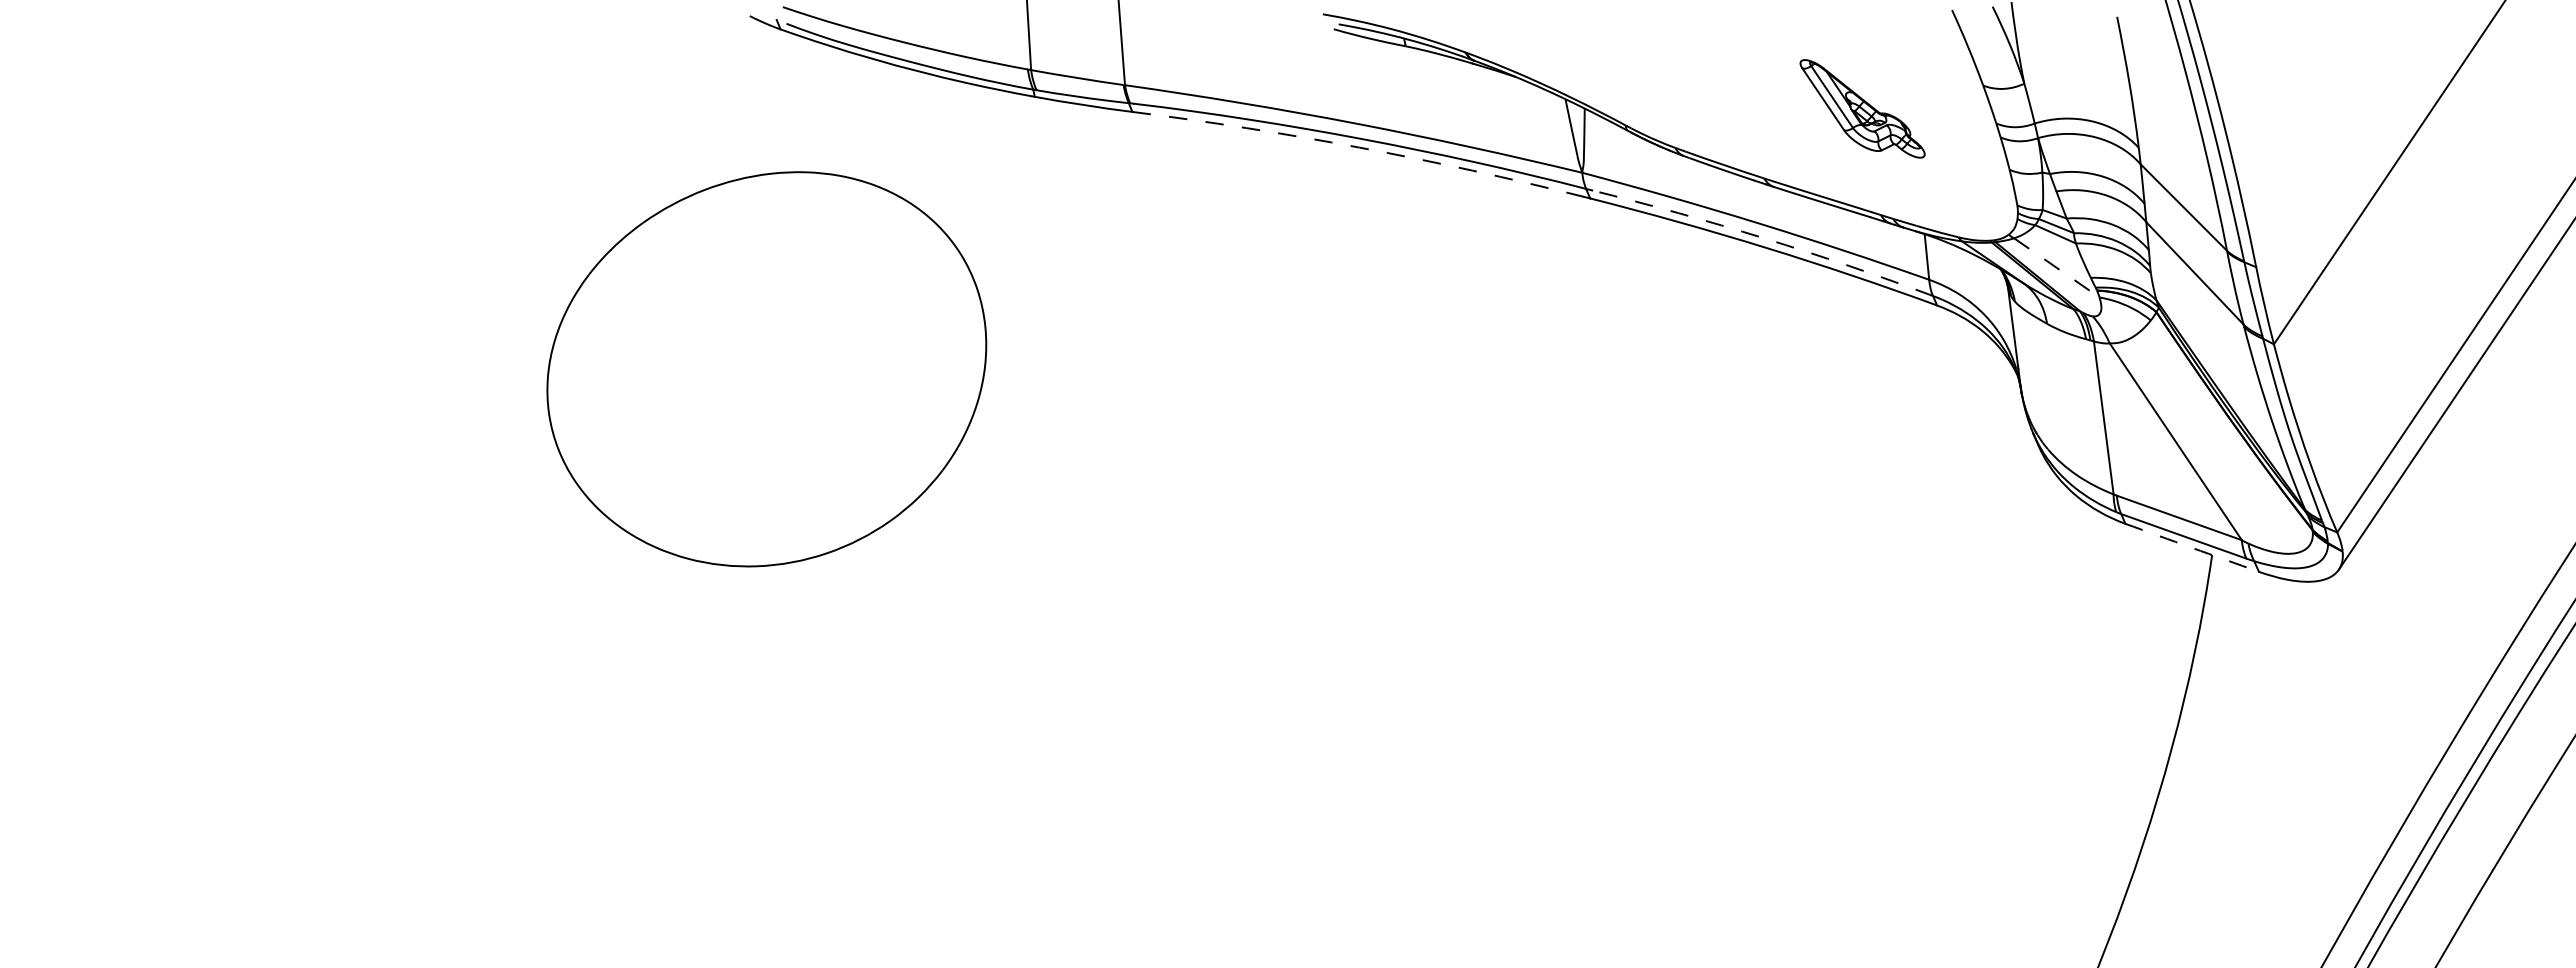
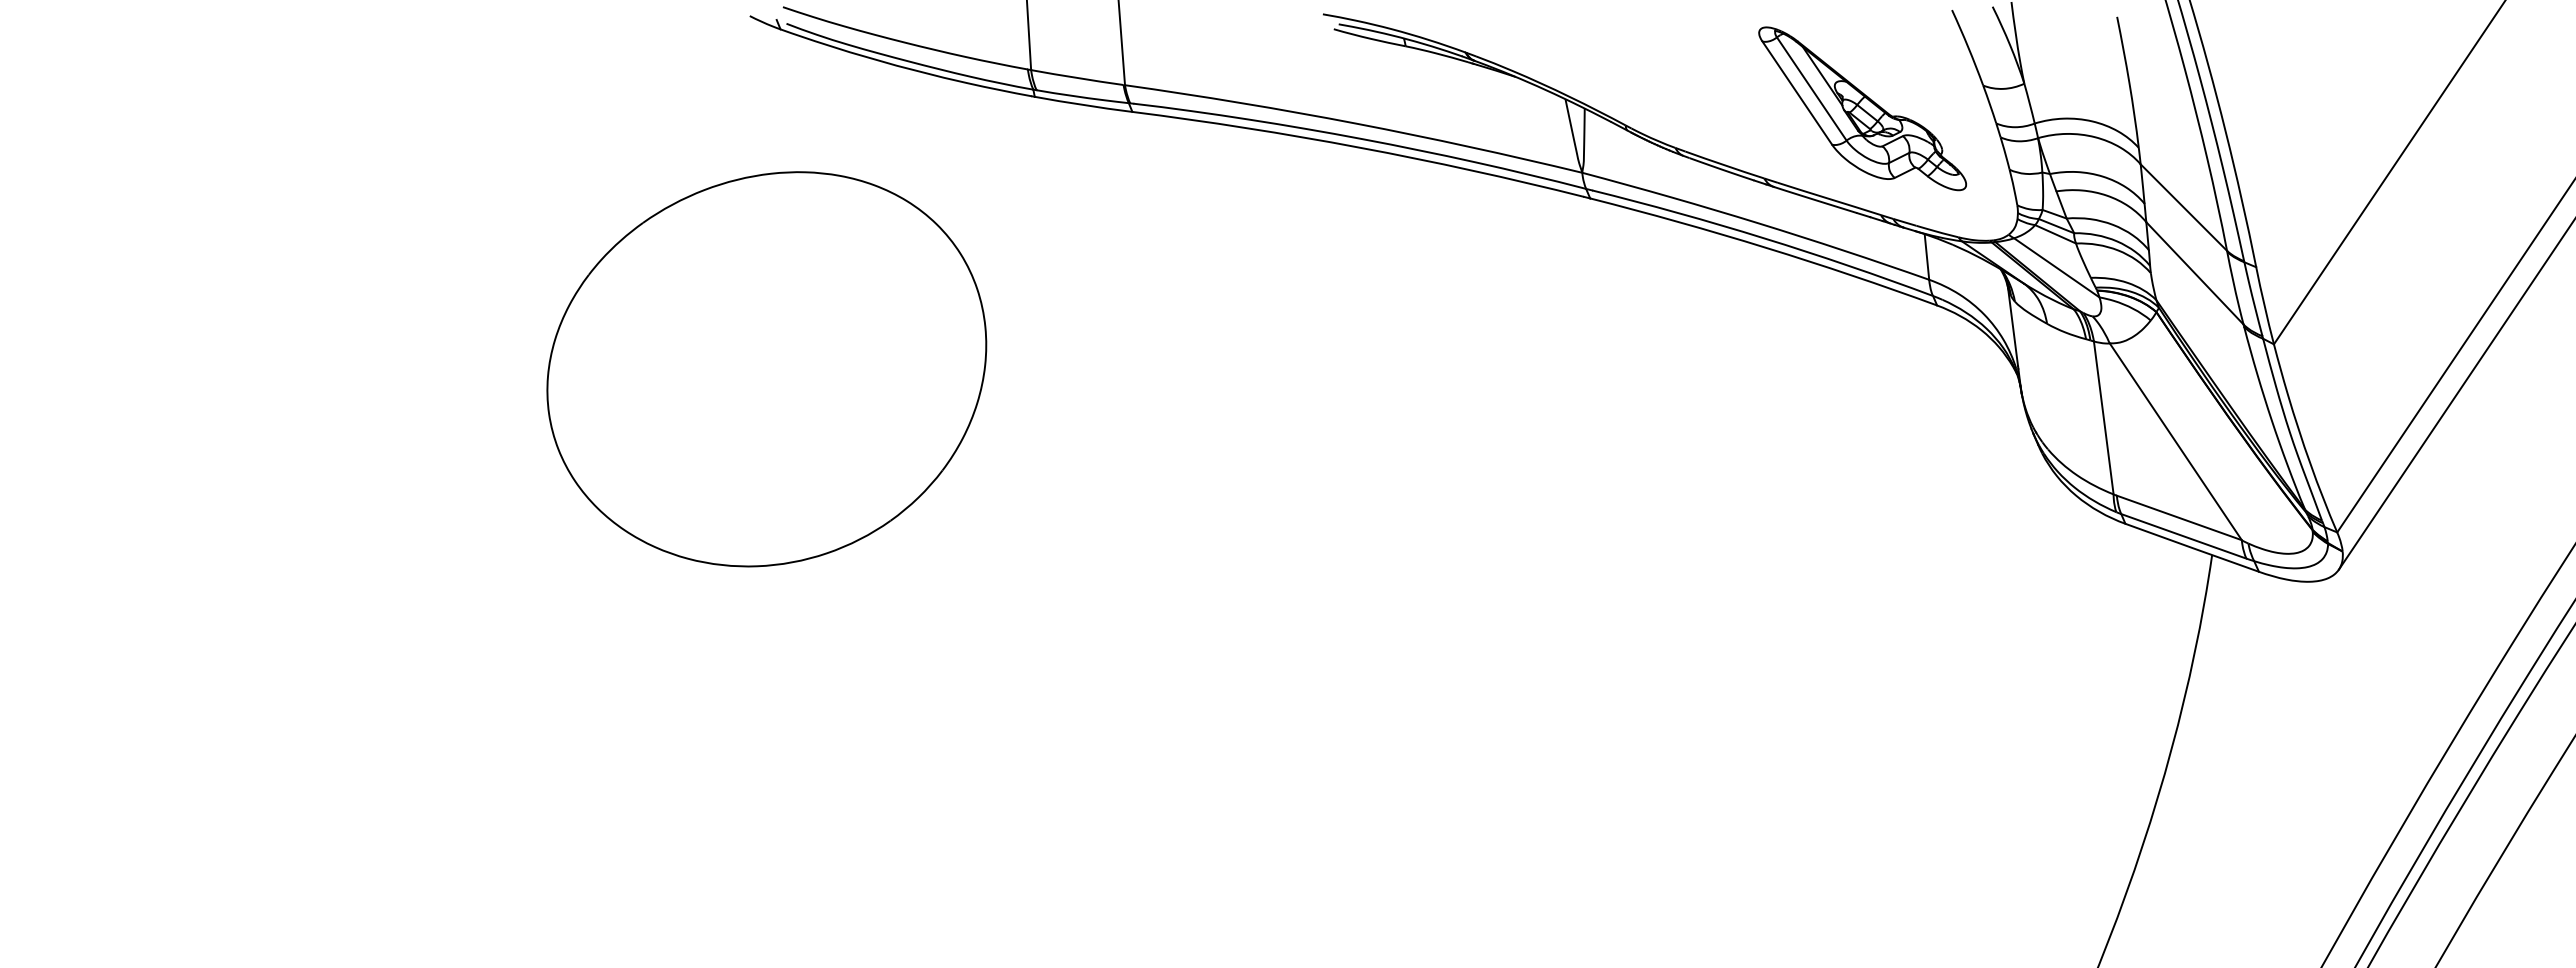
part size: 127x100 px -> 209x166 px (1862, 108)
arc: dashed -> solid (1359, 147)
arc: dashed -> solid (1764, 238)
line: dashed -> solid (2056, 267)
arc: dashed -> solid (2192, 547)
